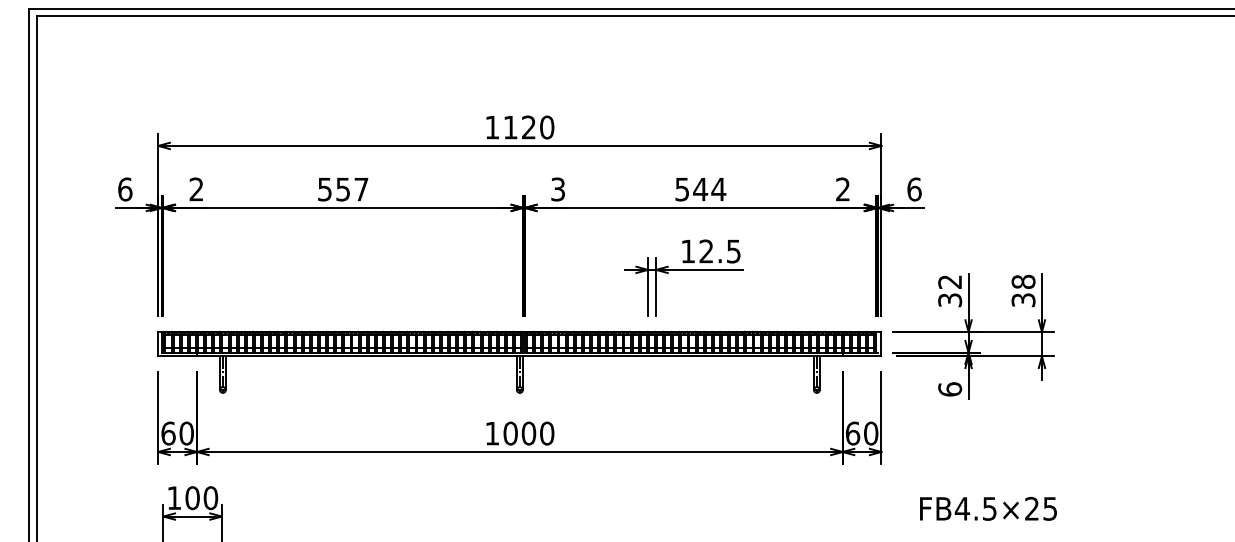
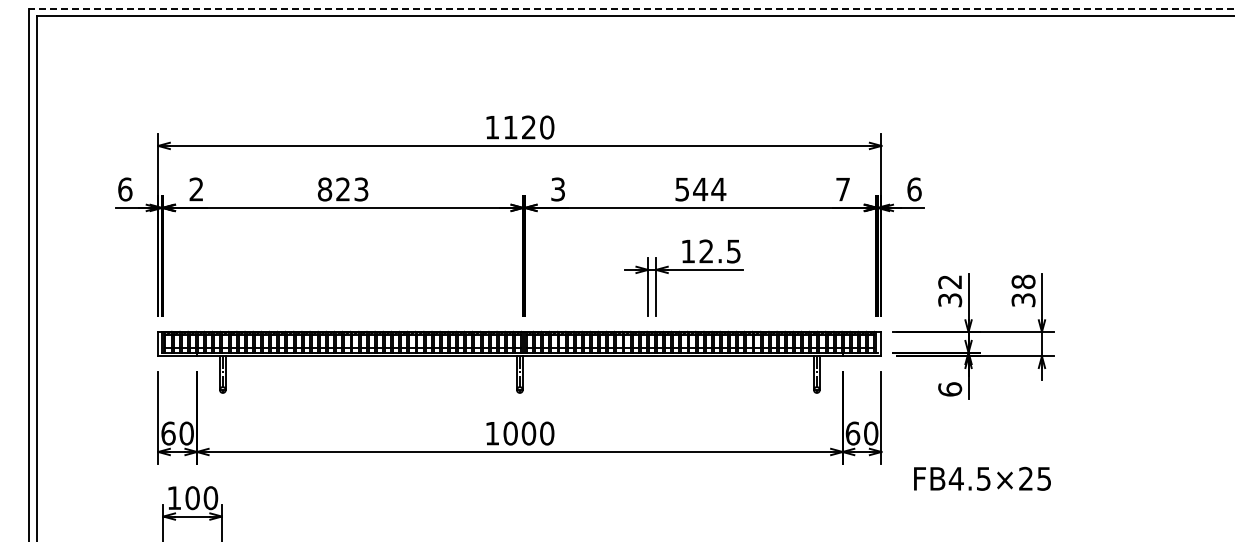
line: solid -> dashed (632, 9)
text: 557 -> 823 (342, 189)
text: 2 -> 7 (842, 189)
text position: (988, 508) -> (982, 478) (982, 478)
